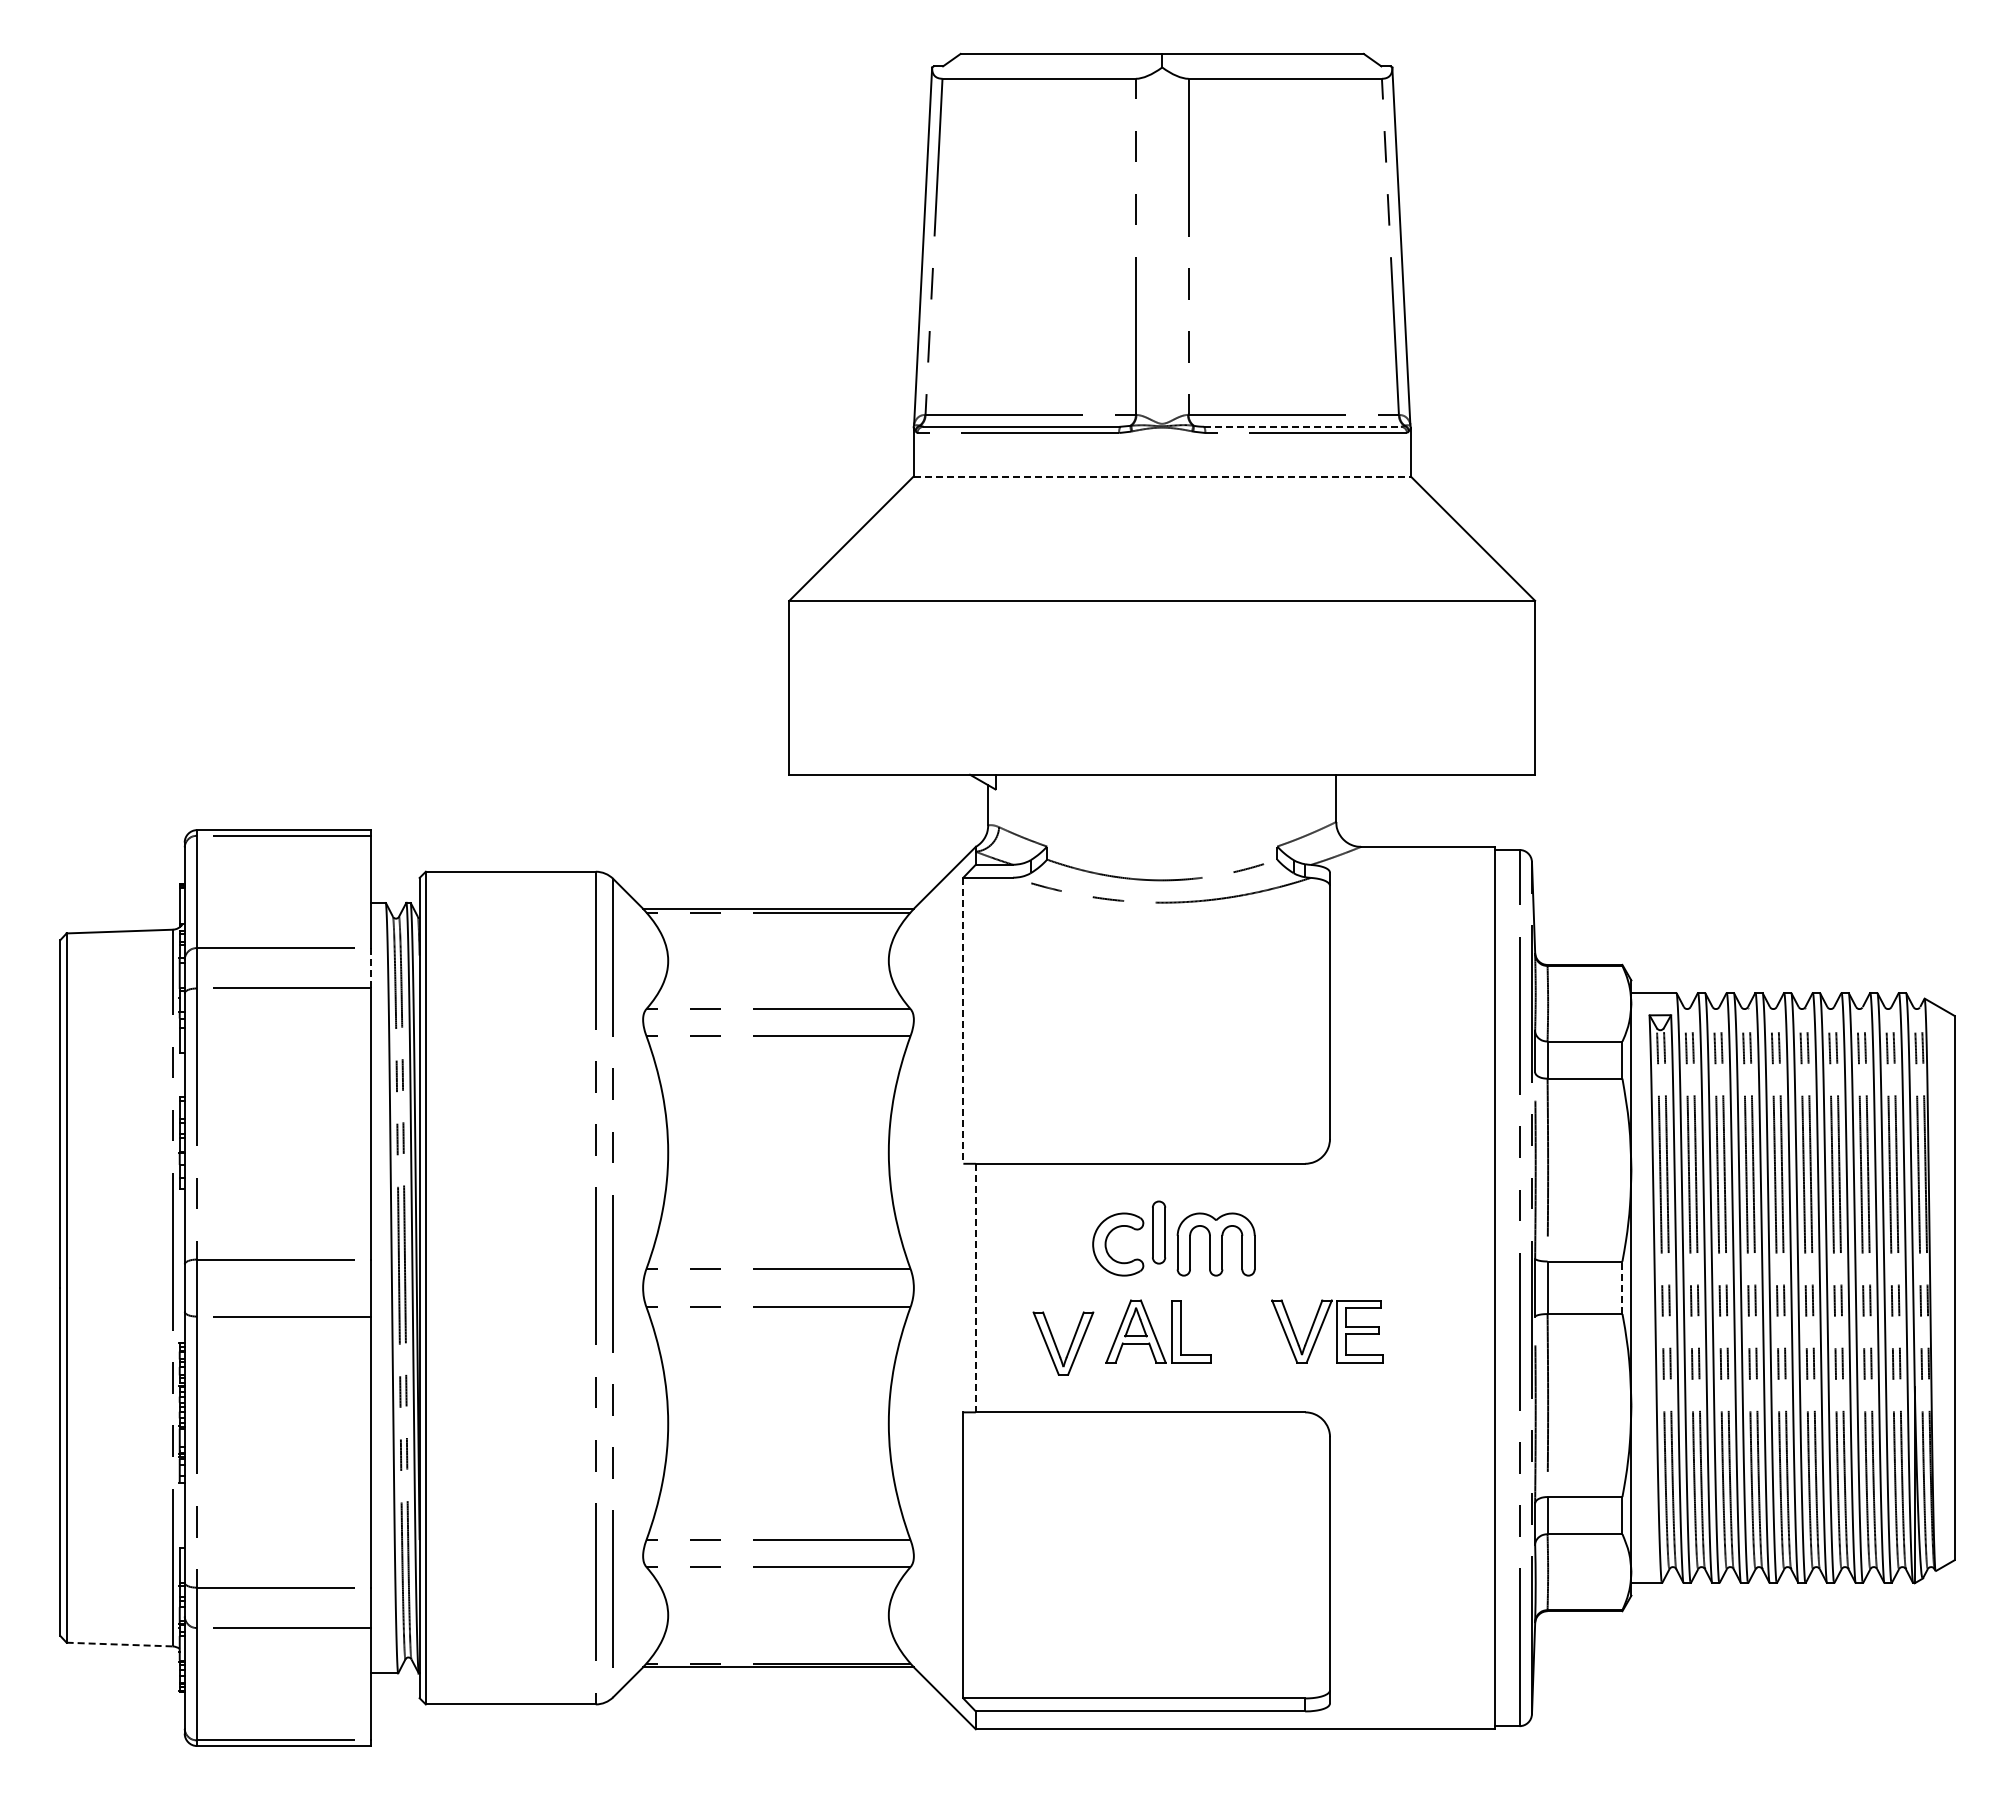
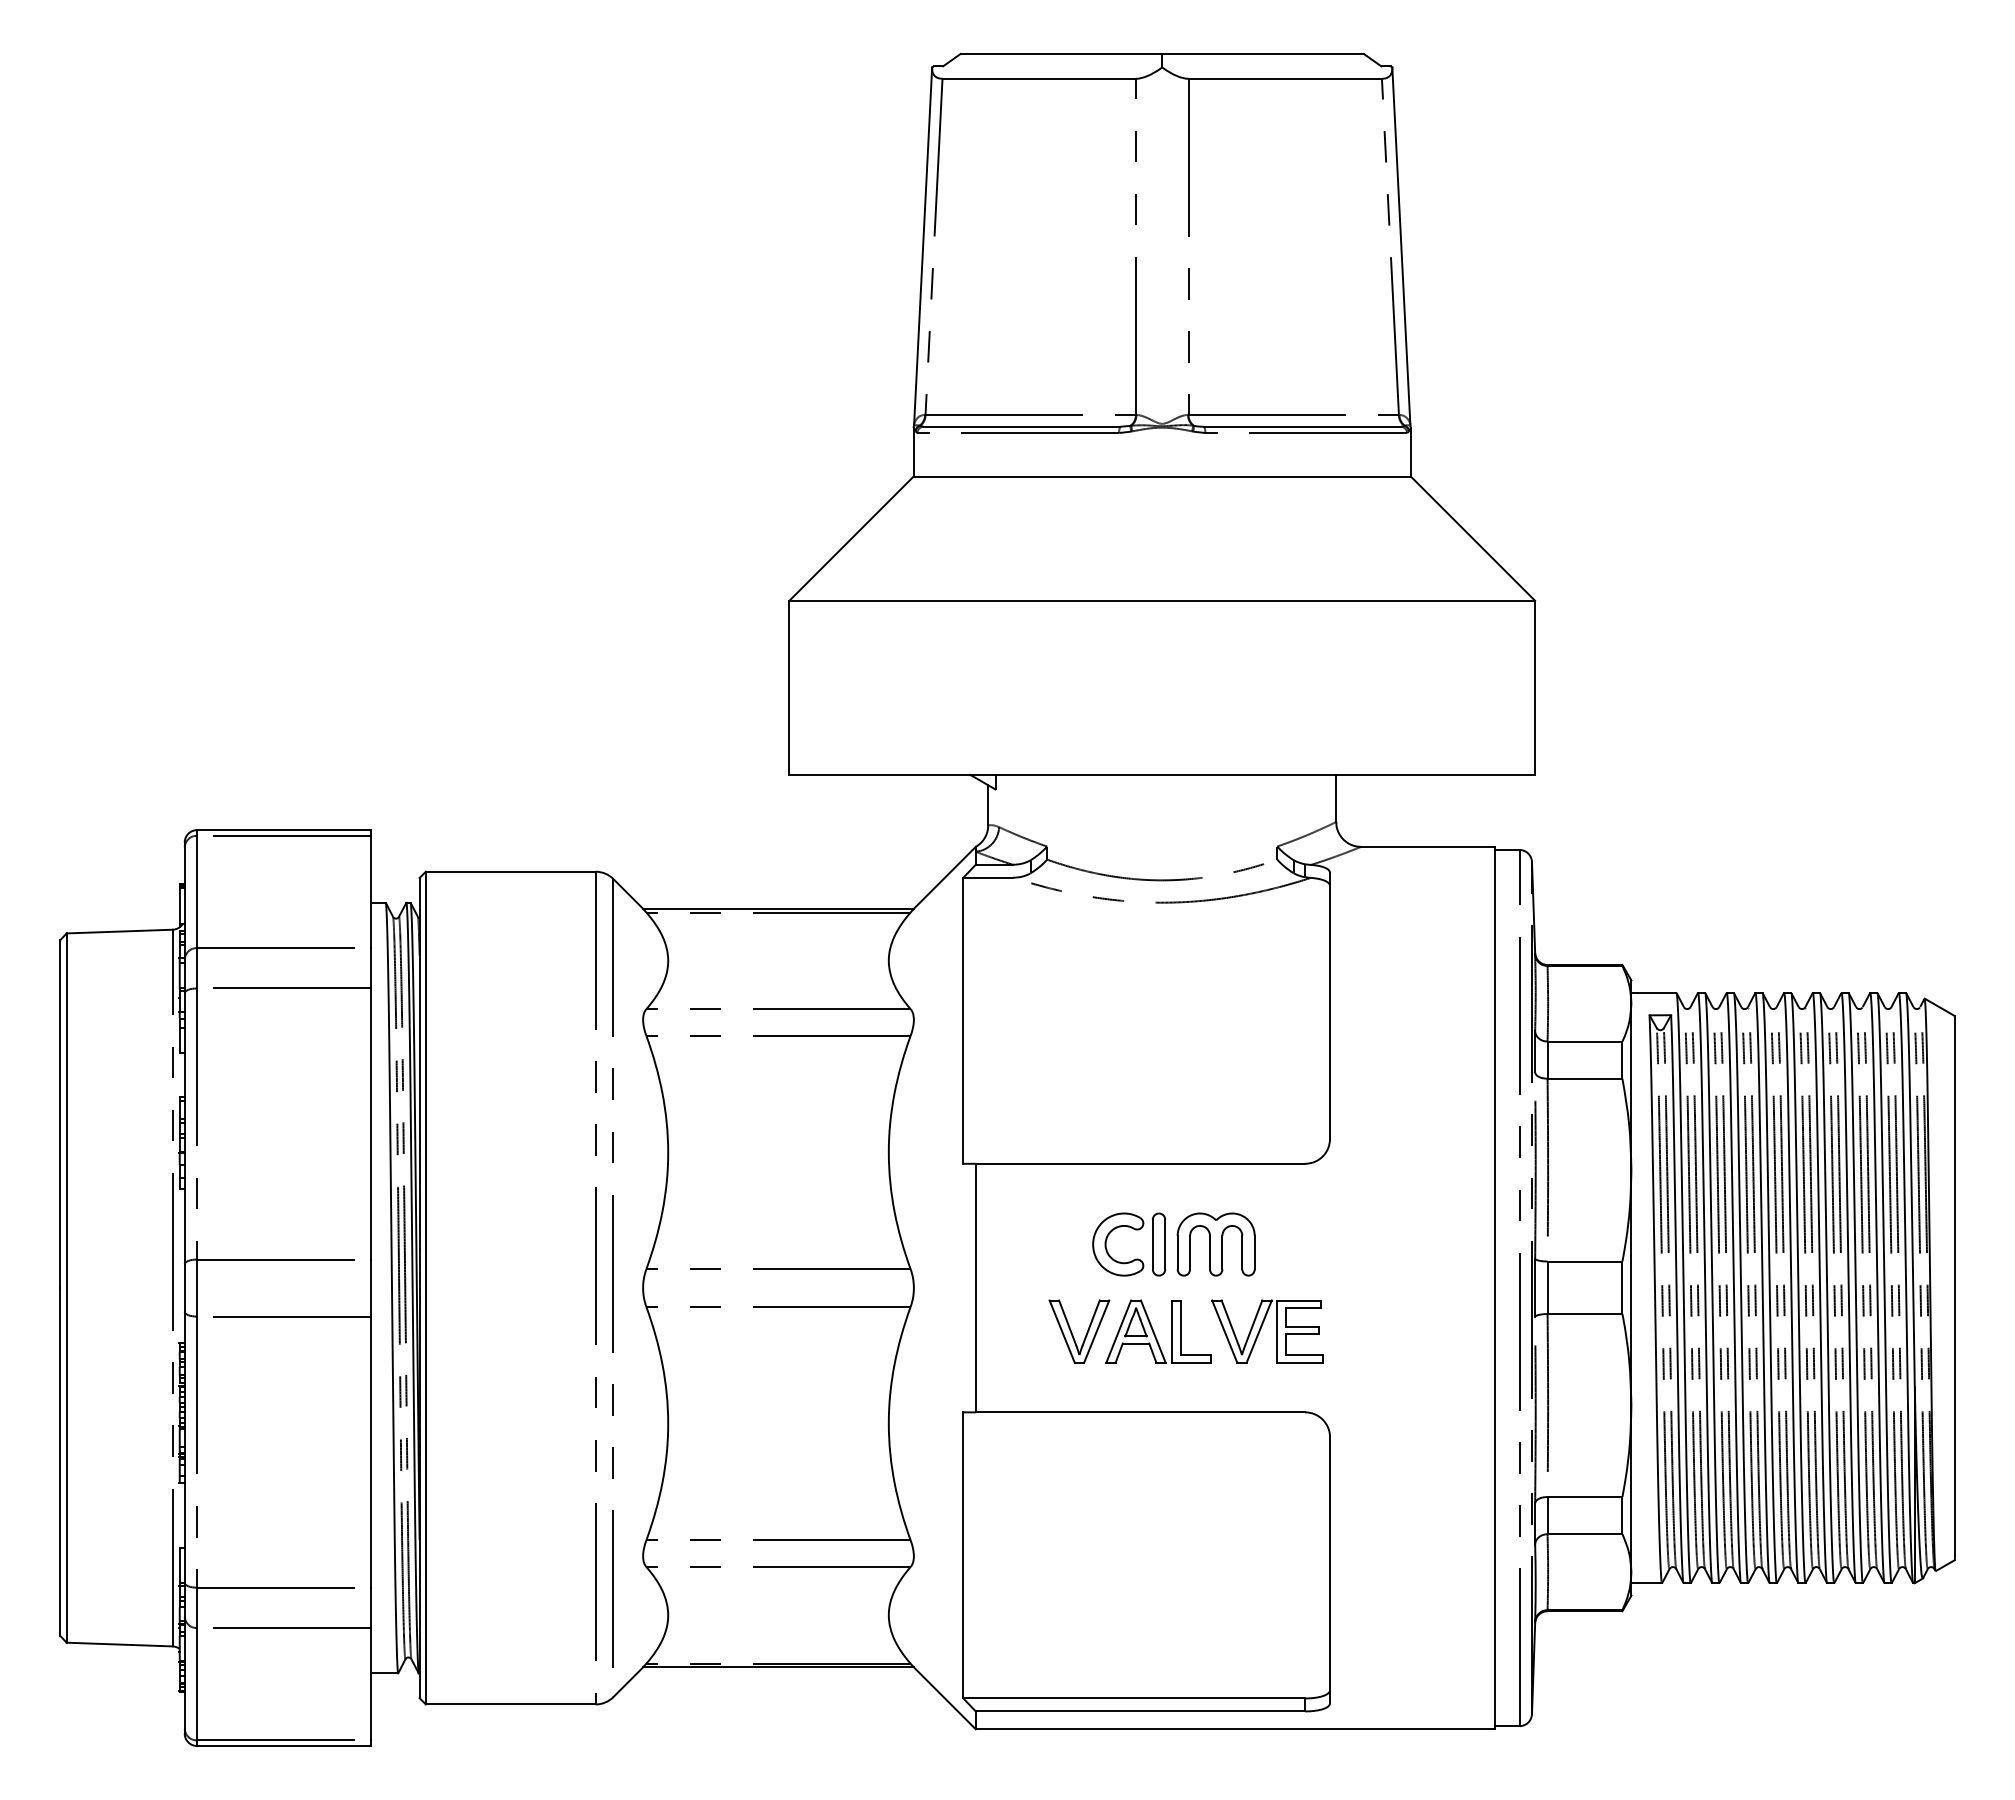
line: dashed -> solid (1303, 426)
line: dashed -> solid (1162, 476)
line: dashed -> solid (371, 968)
line: dashed -> solid (963, 1021)
part position: (1159, 1232) -> (1159, 1244) (1159, 1244)
line: dashed -> solid (1622, 1287)
line: dashed -> solid (975, 1288)
part position: (1321, 1329) -> (1261, 1329) (1261, 1329)
part position: (1069, 1346) -> (1085, 1334) (1085, 1334)
line: dashed -> solid (120, 1644)
